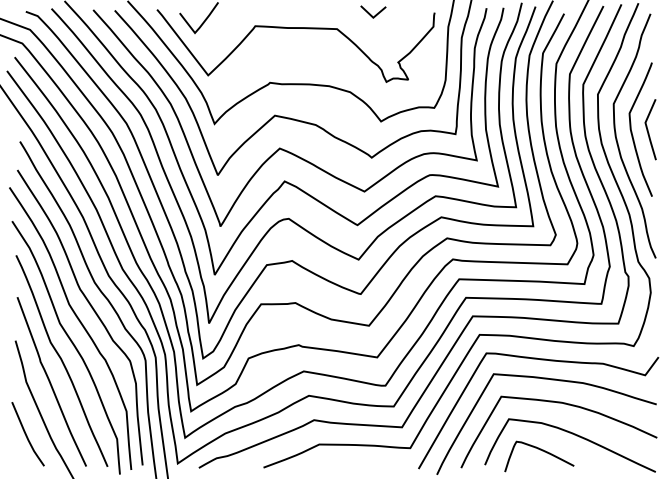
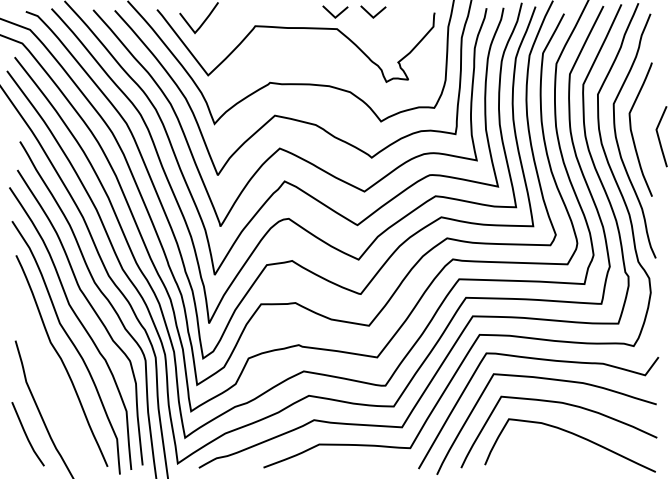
line: none -> present (332, 13)
curve position: (648, 129) -> (659, 136) (659, 136)
curve: present -> none (50, 381)
curve: present -> none (542, 451)
